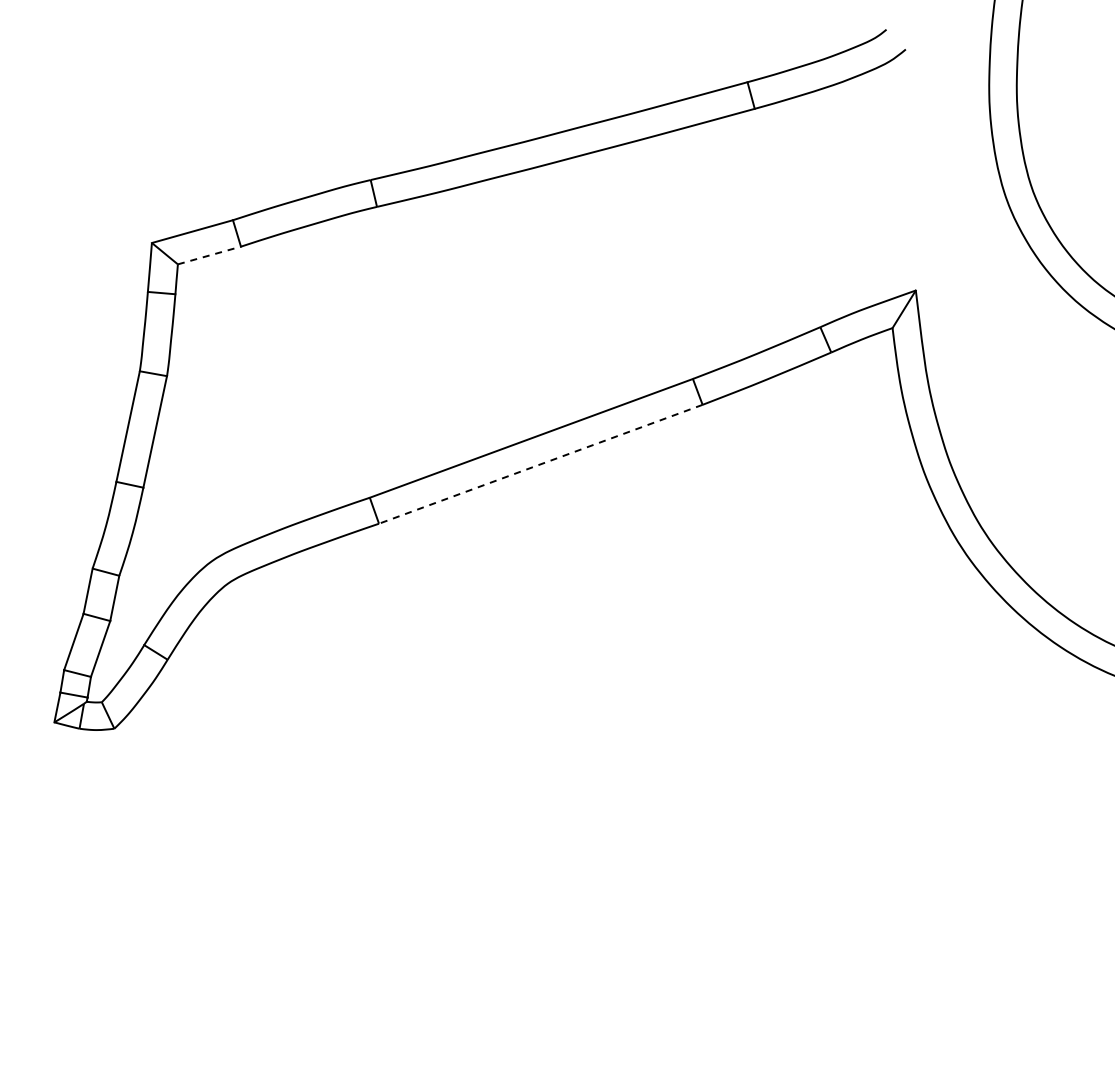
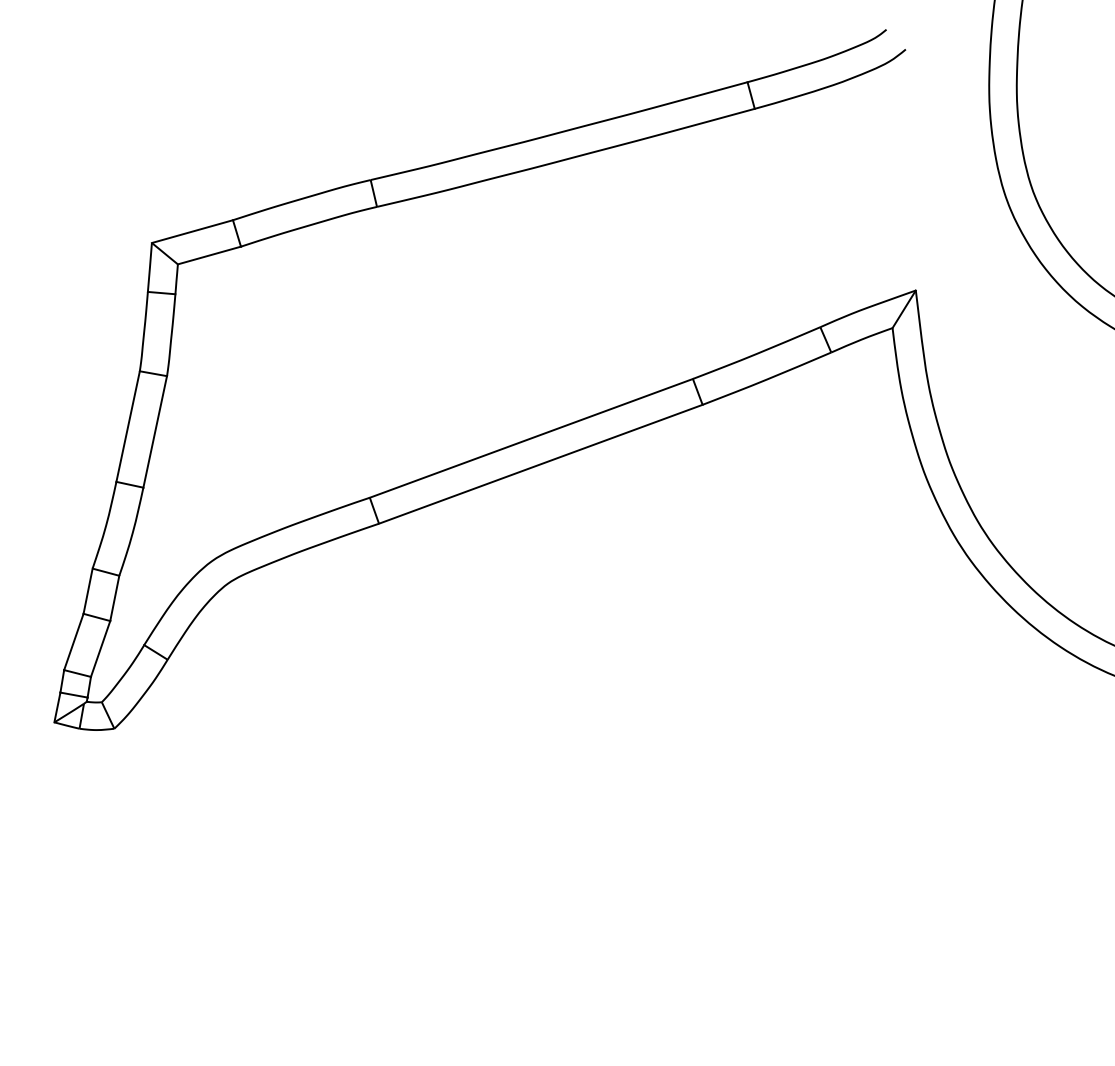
line: dashed -> solid (209, 255)
line: dashed -> solid (540, 464)
